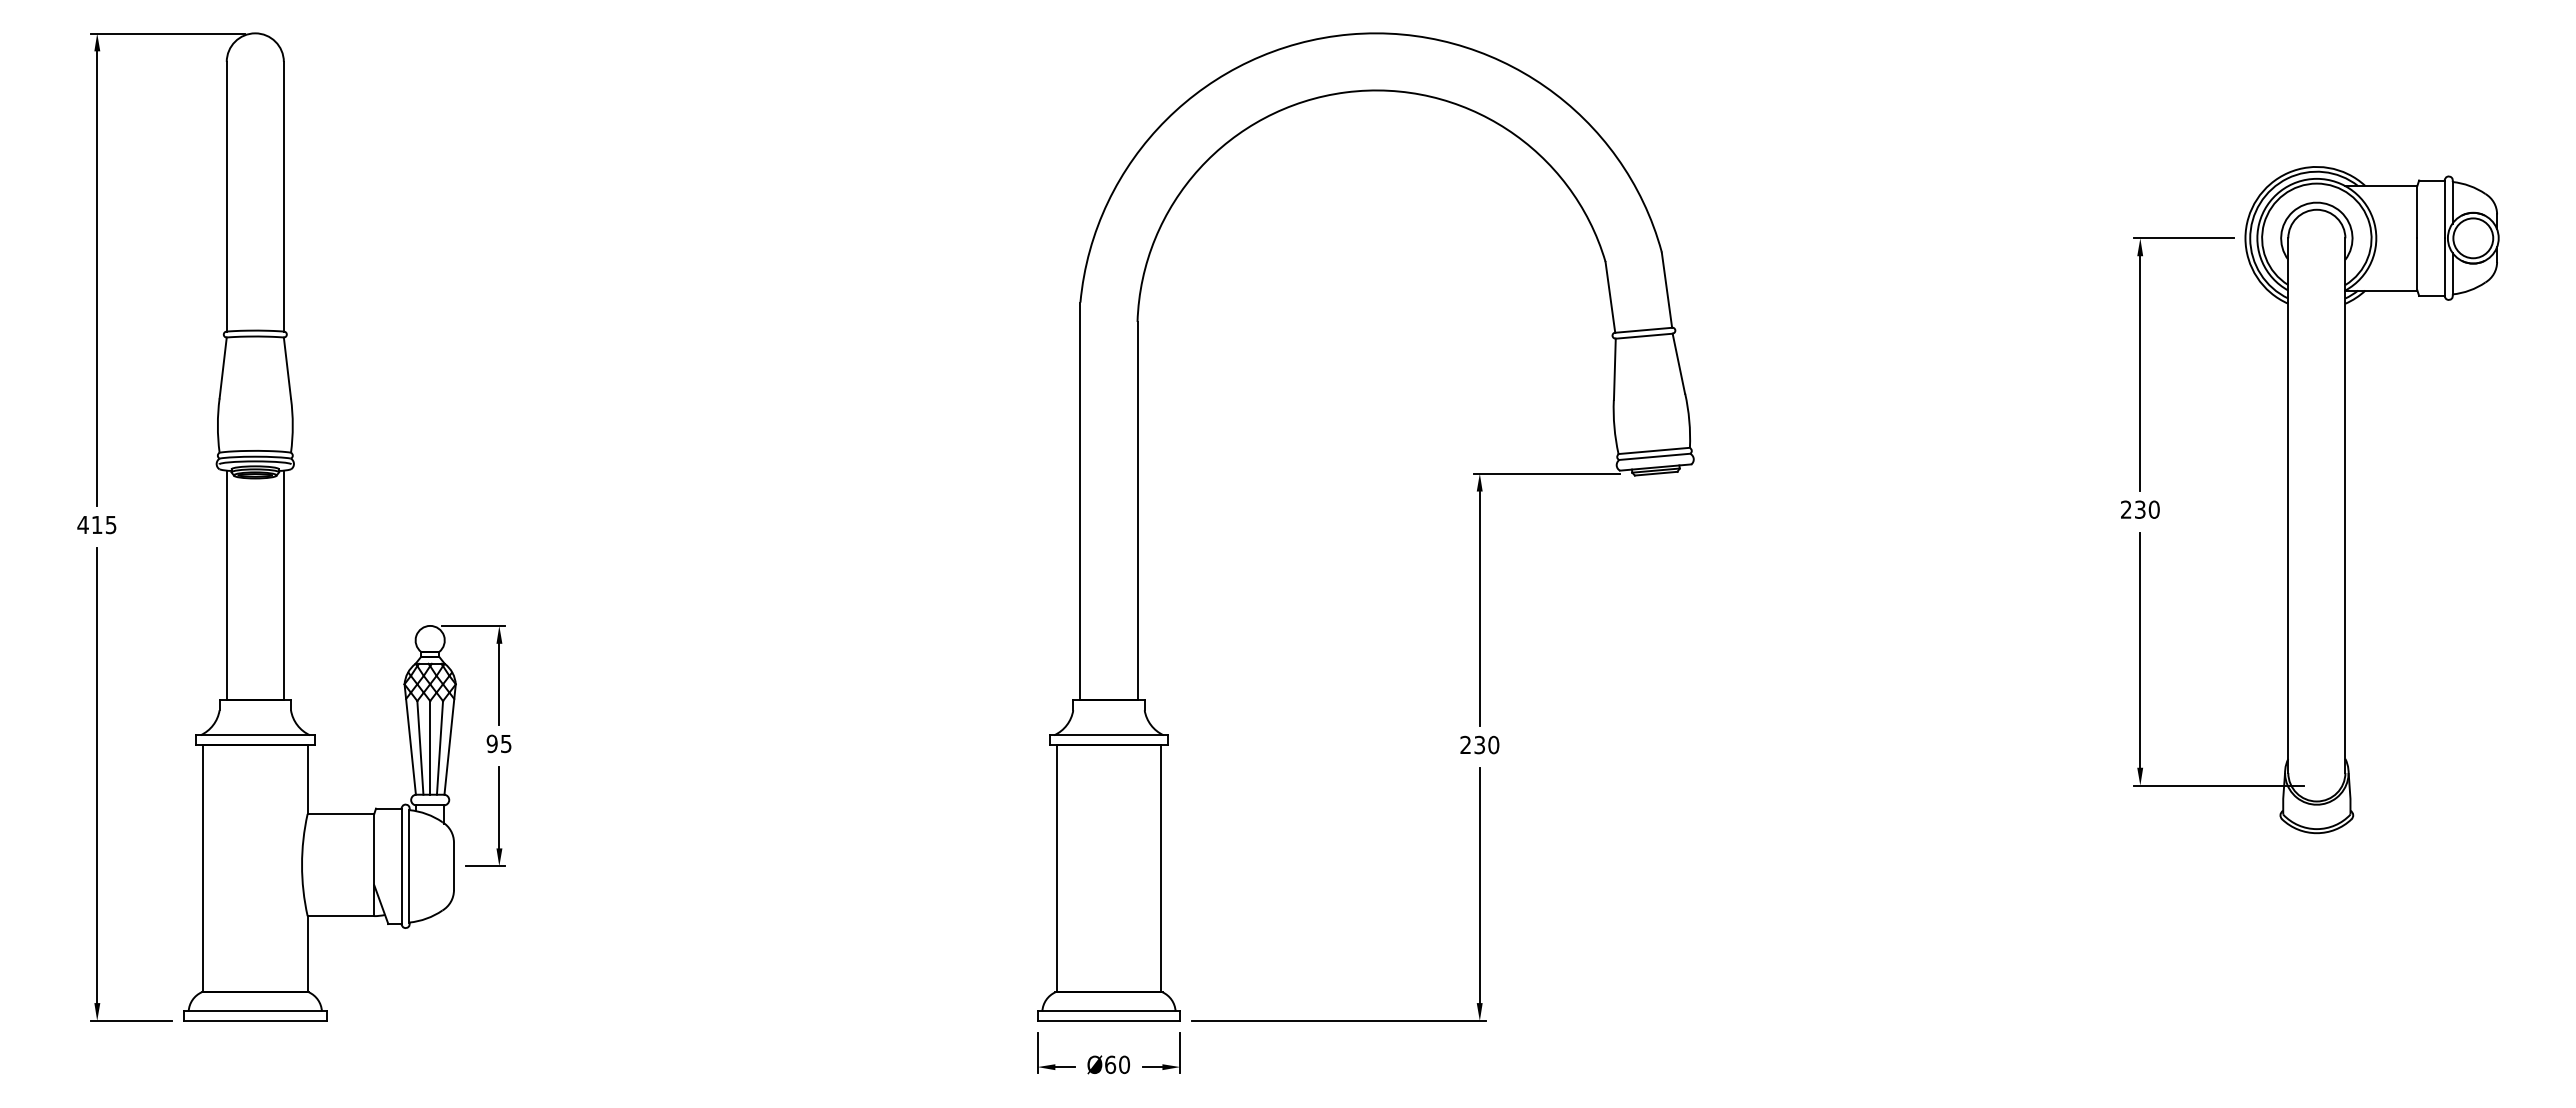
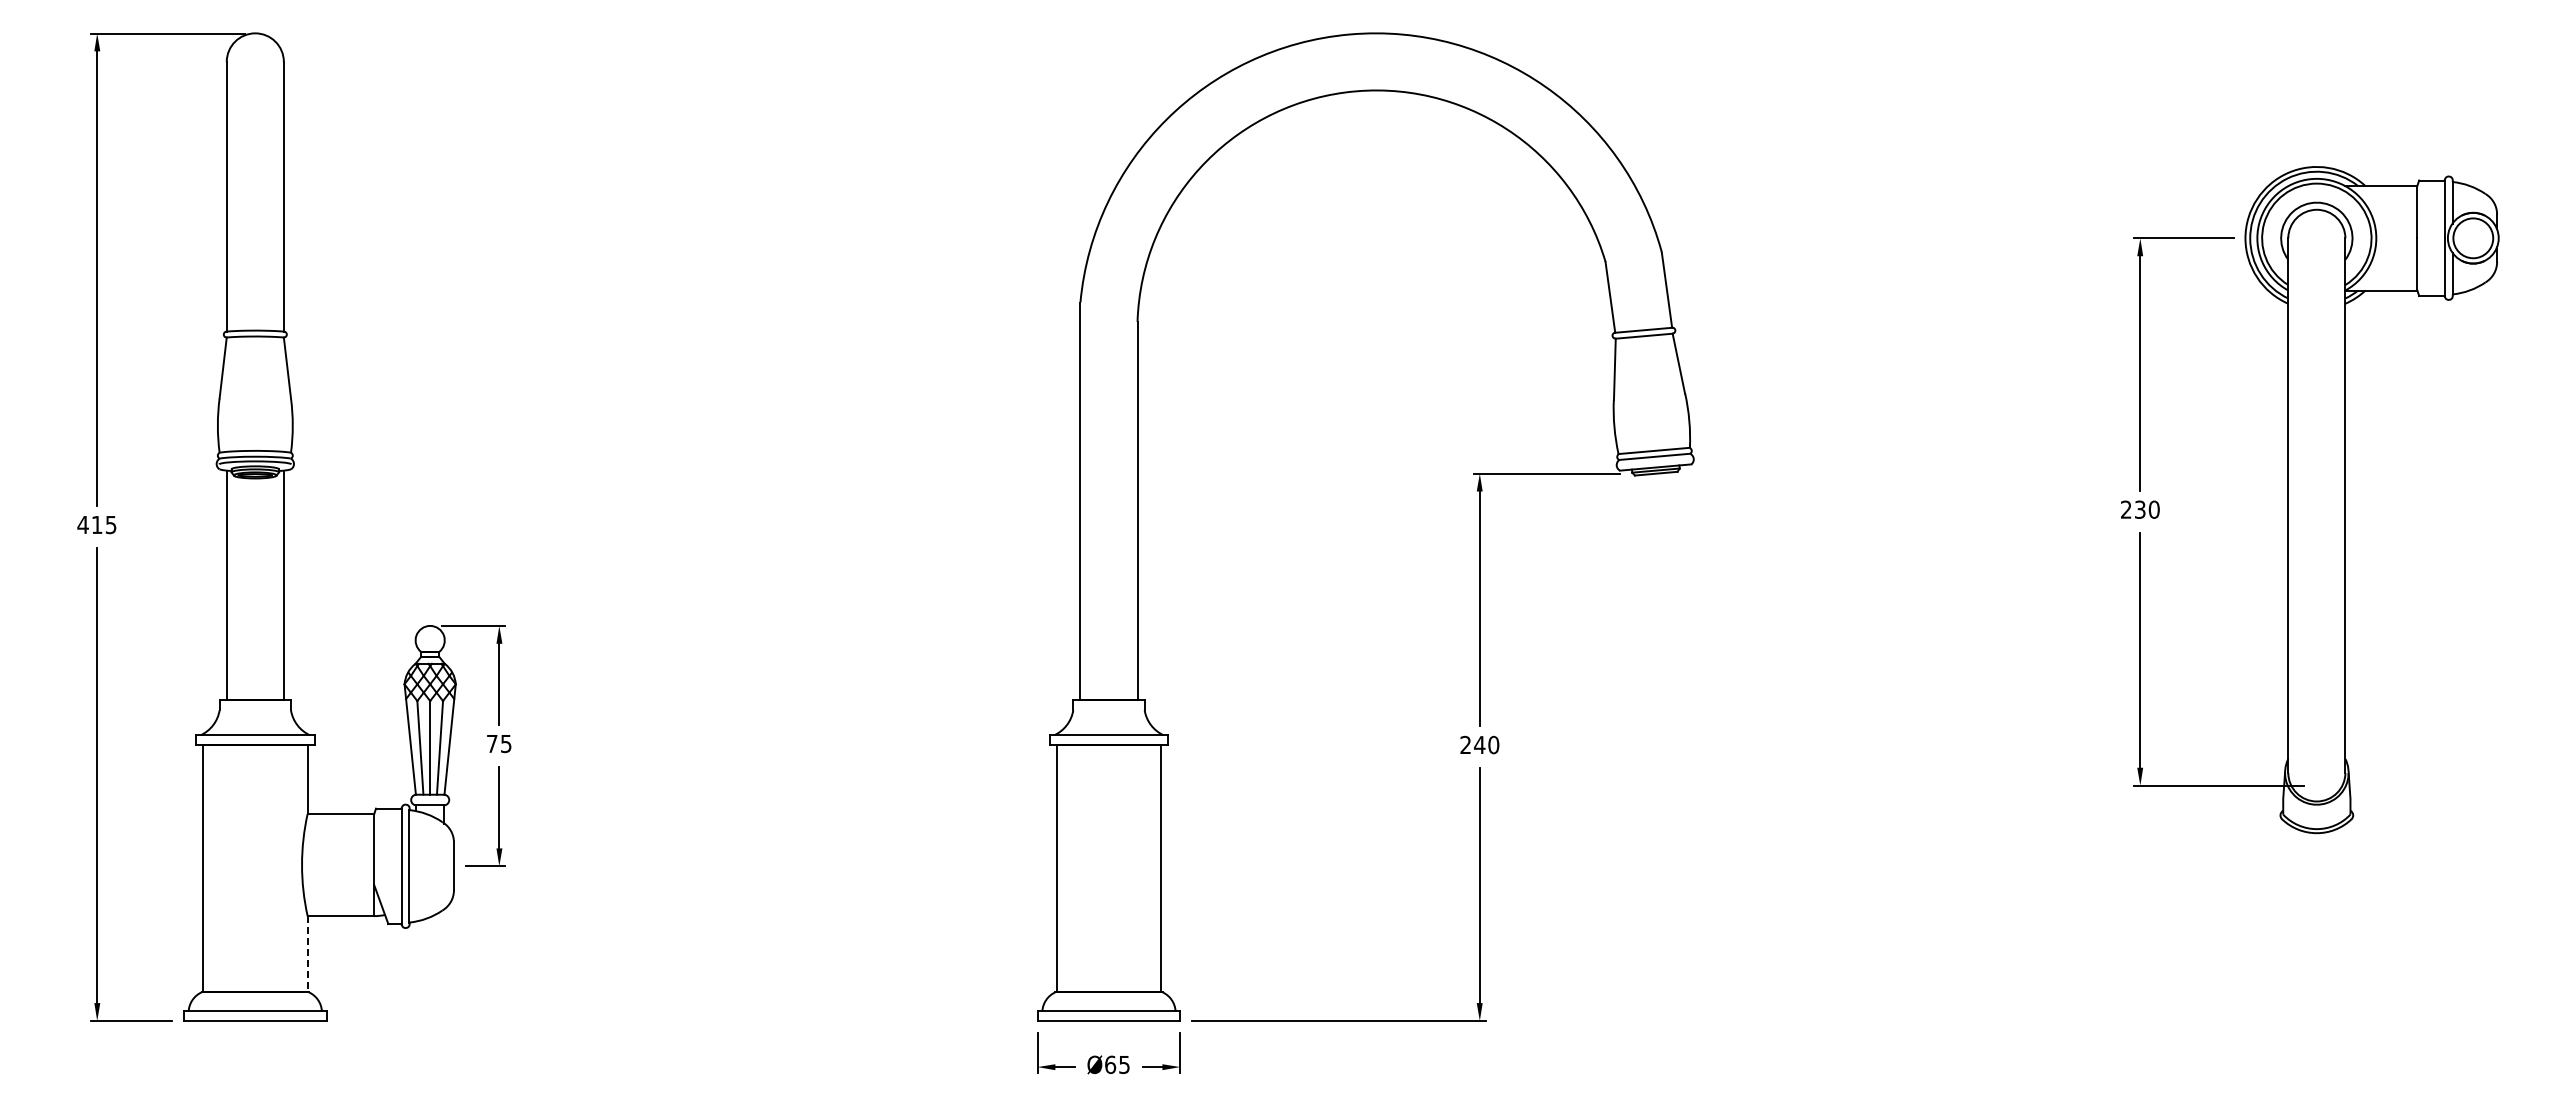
text: 95 -> 75 (491, 743)
text: 230 -> 240 (1479, 744)
line: solid -> dashed (307, 954)
text: Ø60 -> Ø65 (1124, 1064)
